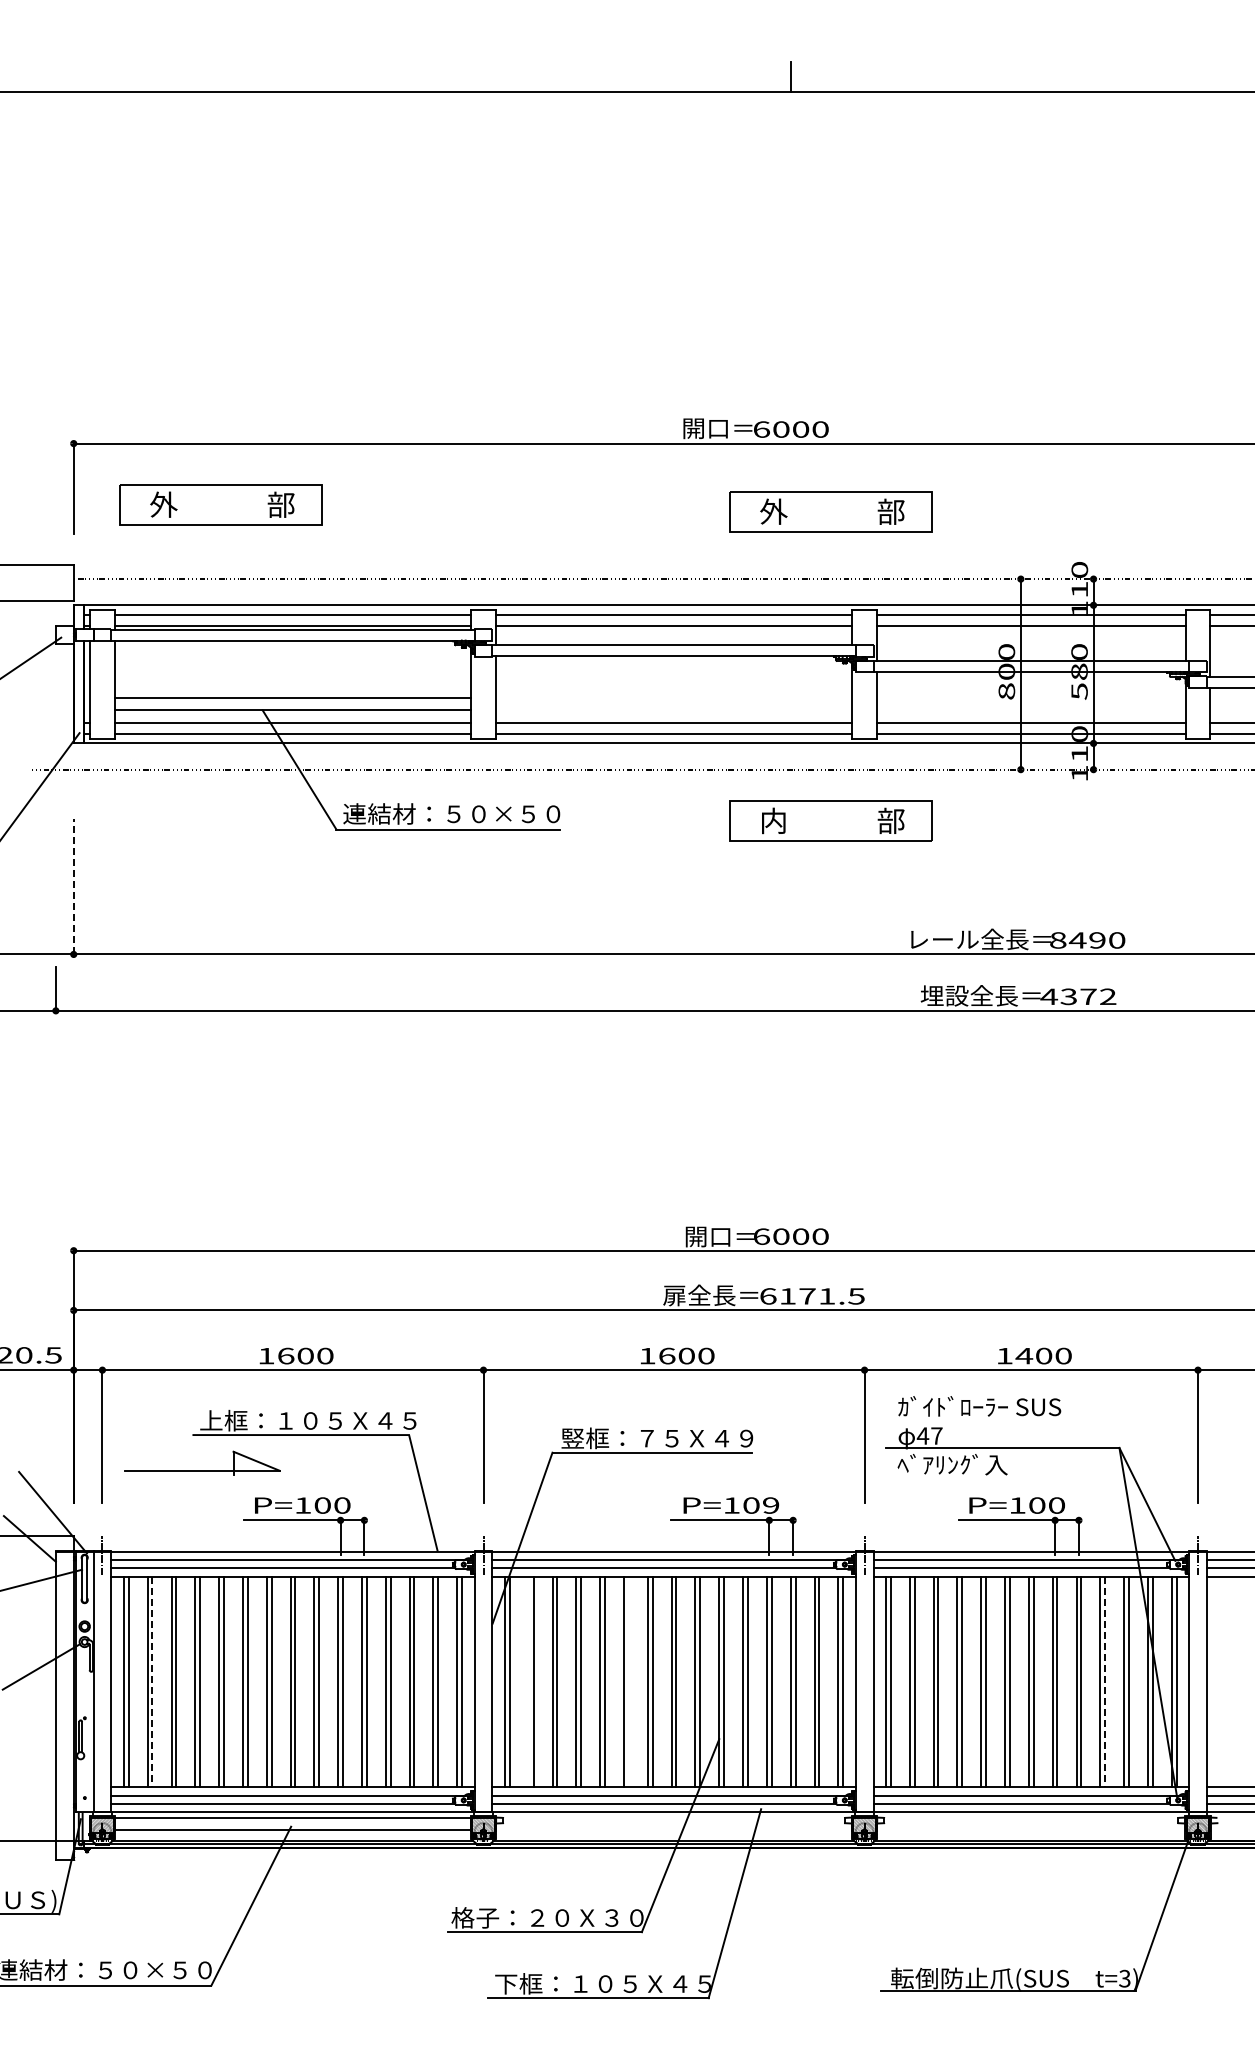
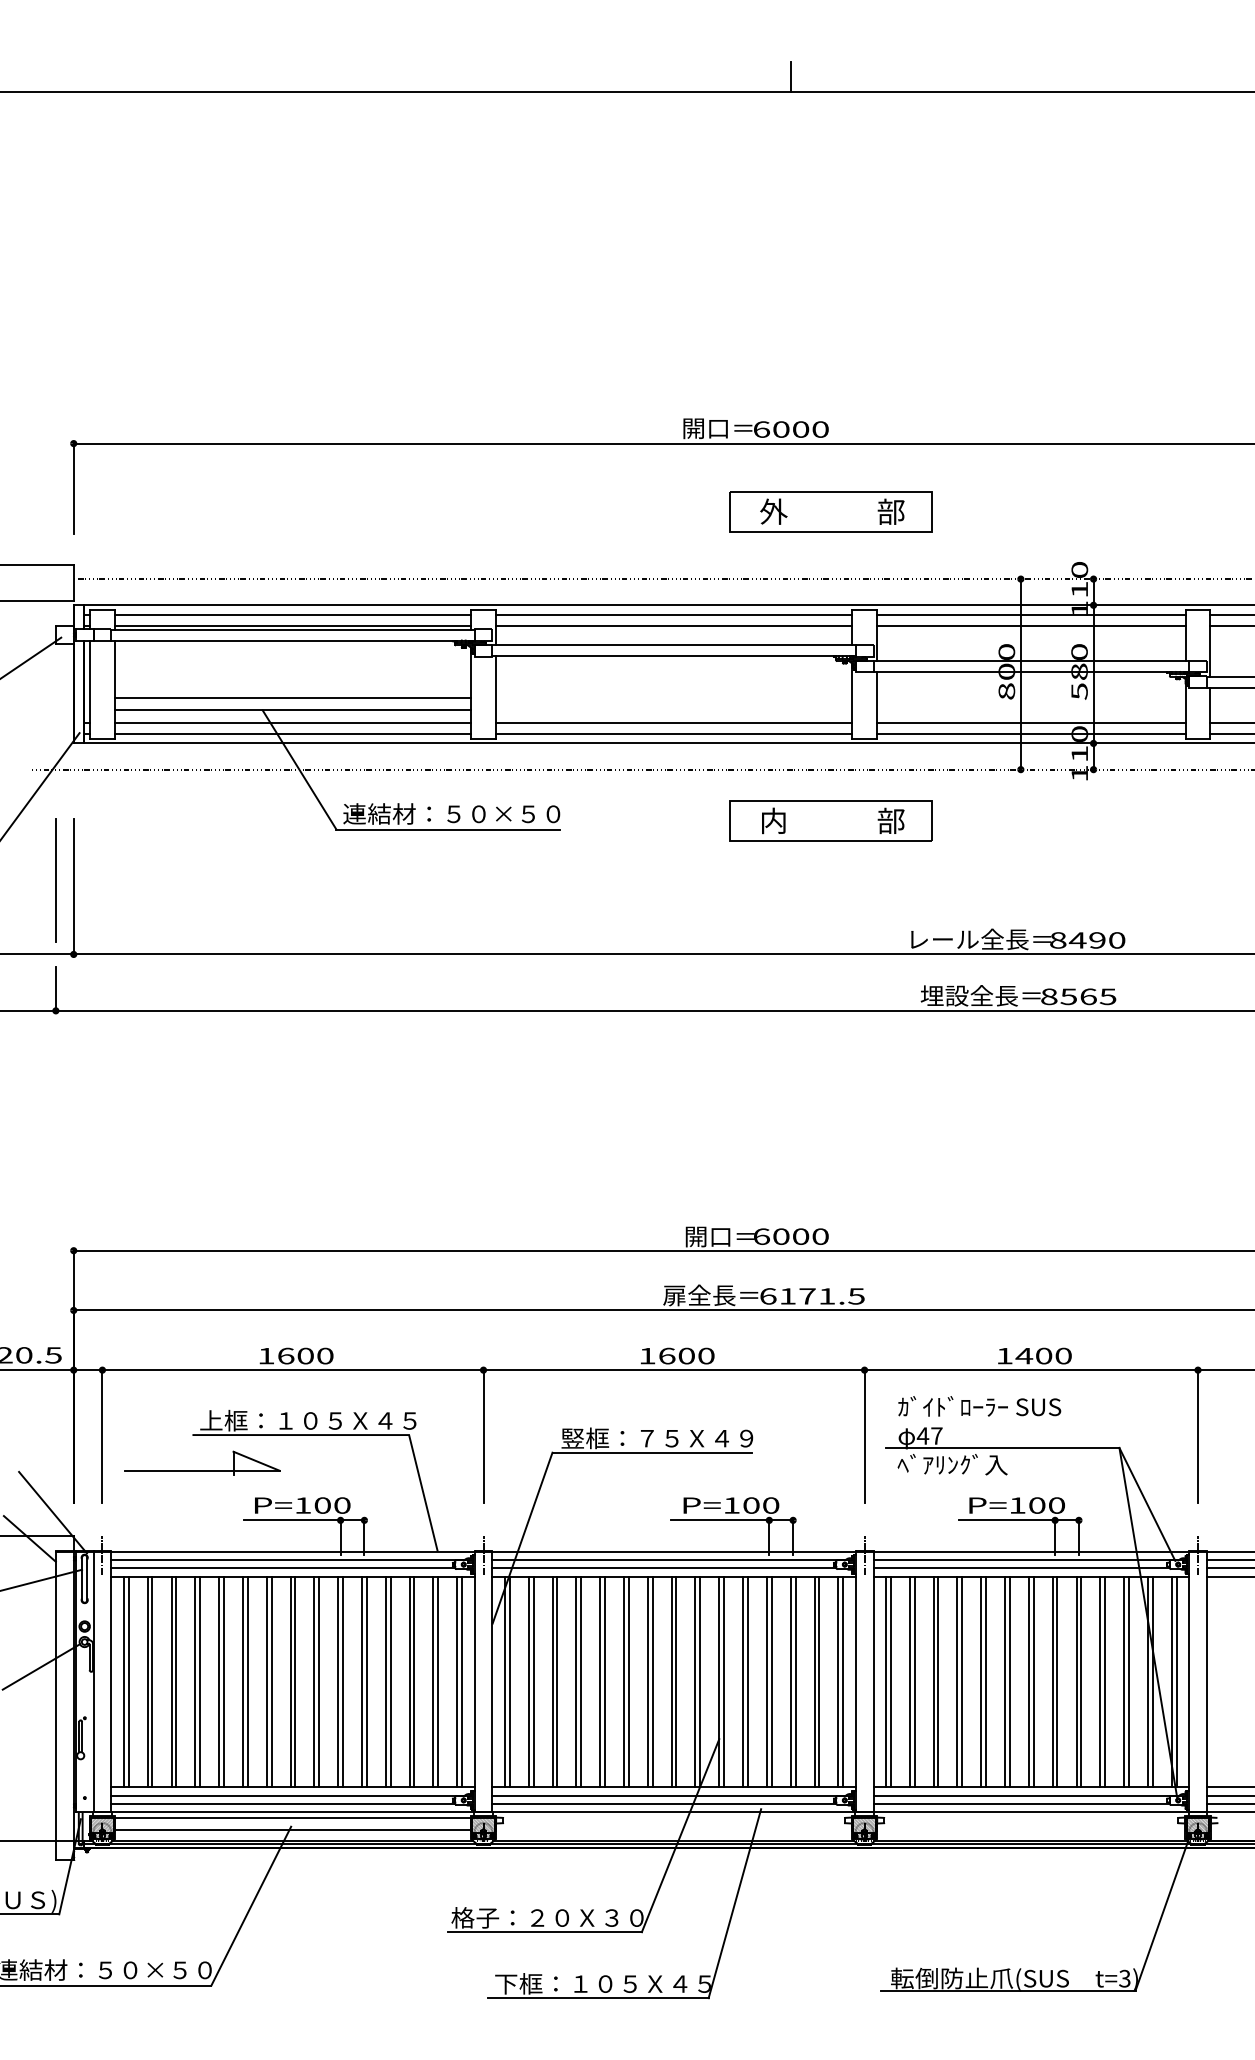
part: present -> none (220, 504)
line: none -> present (55, 879)
line: dashed -> solid (73, 886)
text: 4372 -> 8565 (1078, 996)
text: P=109 -> P=100 (771, 1505)
line: none -> present (528, 1681)
line: none -> present (628, 1681)
line: dashed -> solid (152, 1682)
line: dashed -> solid (1105, 1682)
